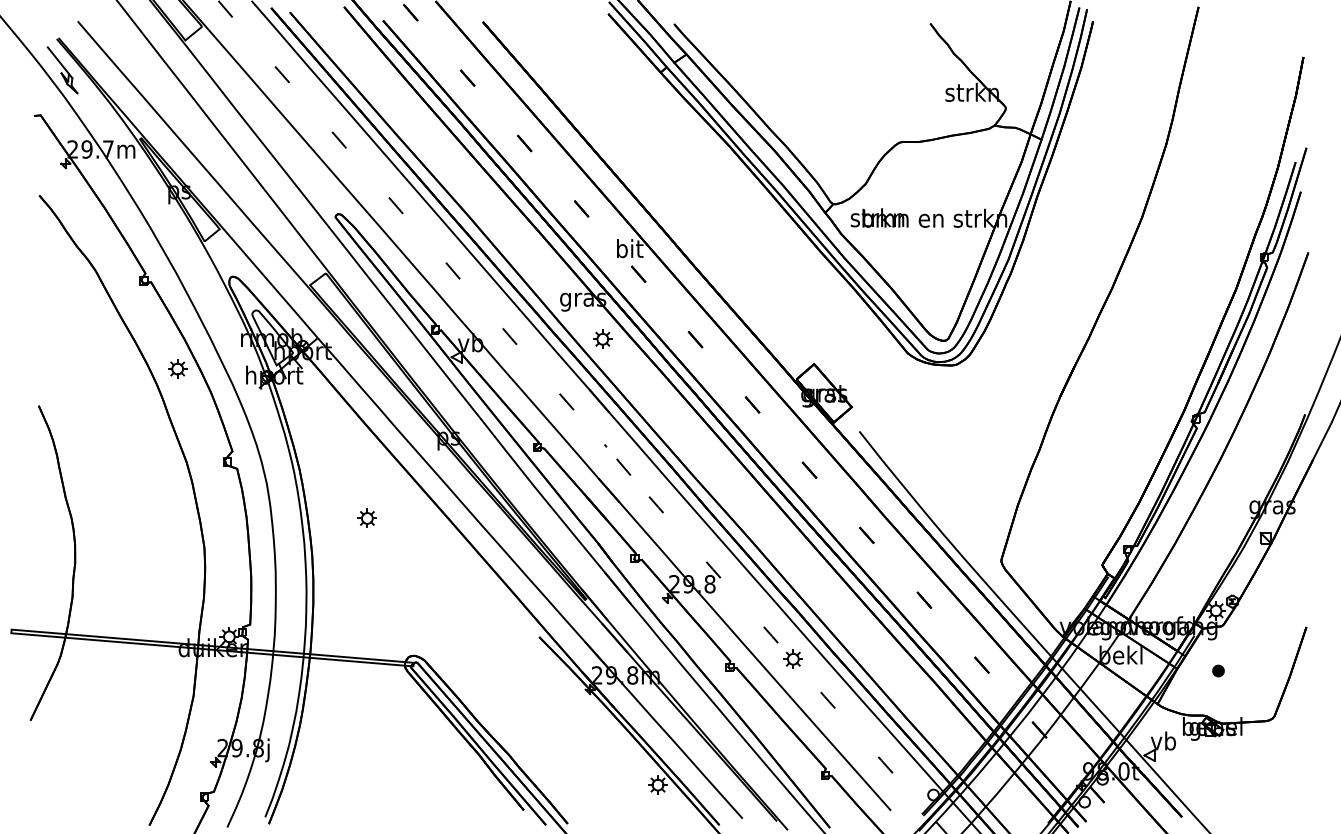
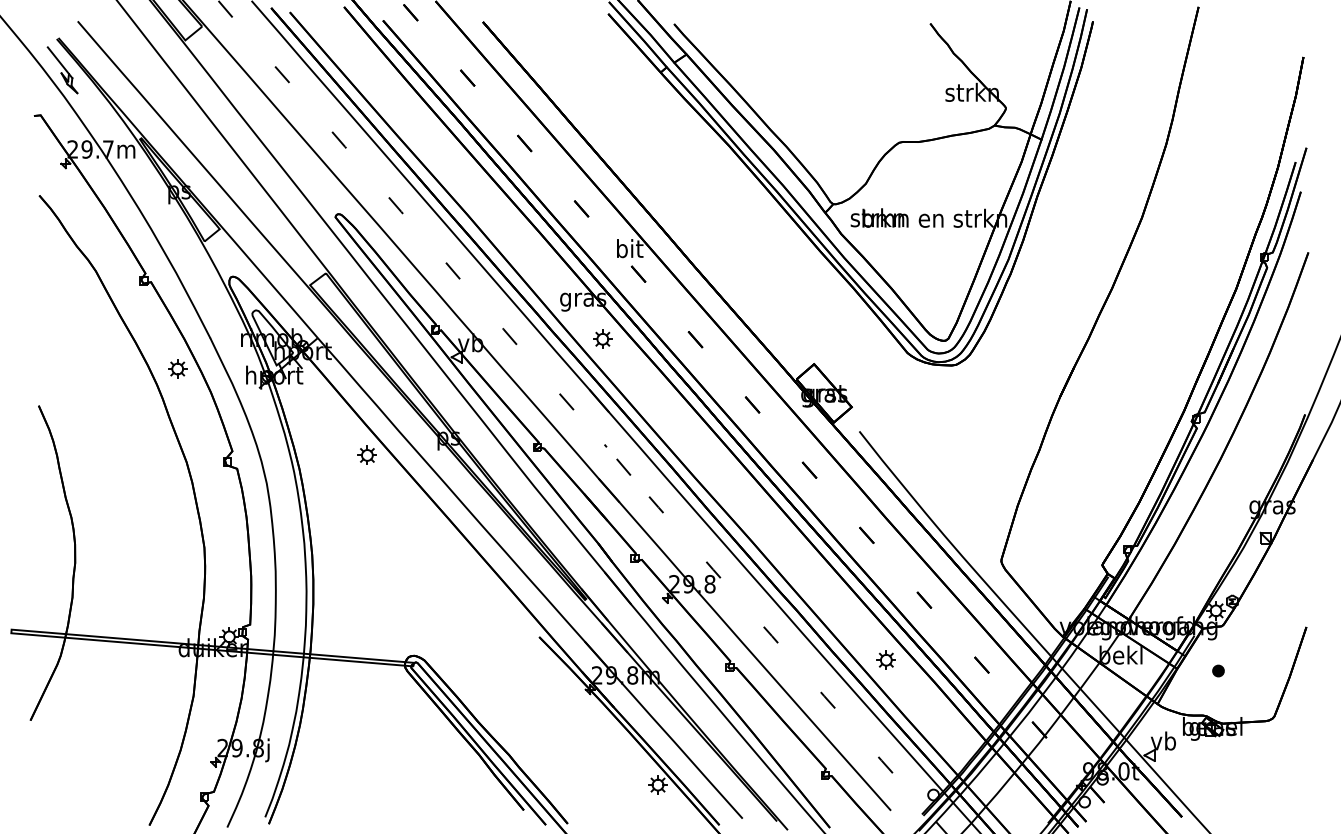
part position: (366, 517) -> (366, 454) (366, 454)
part position: (792, 658) -> (885, 659) (885, 659)
